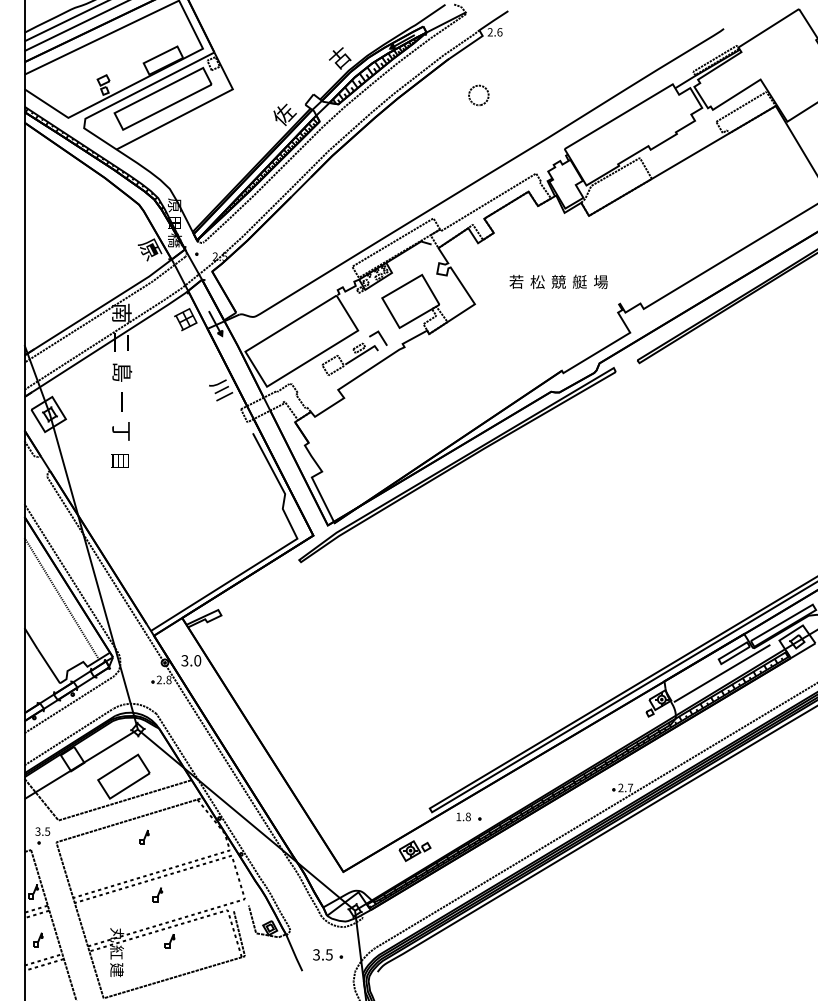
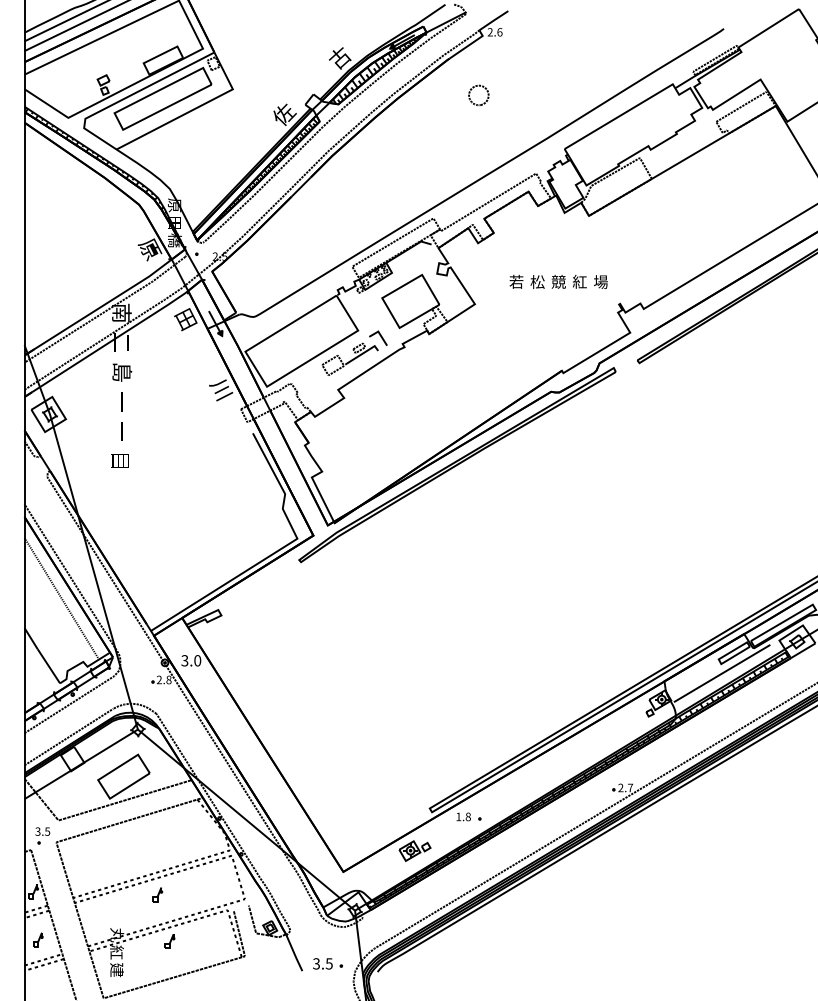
text: 艇 -> 紅 (579, 281)
text: 丁 -> 一 (120, 431)
part: present -> none (144, 836)
part position: (327, 954) -> (327, 963) (327, 963)
